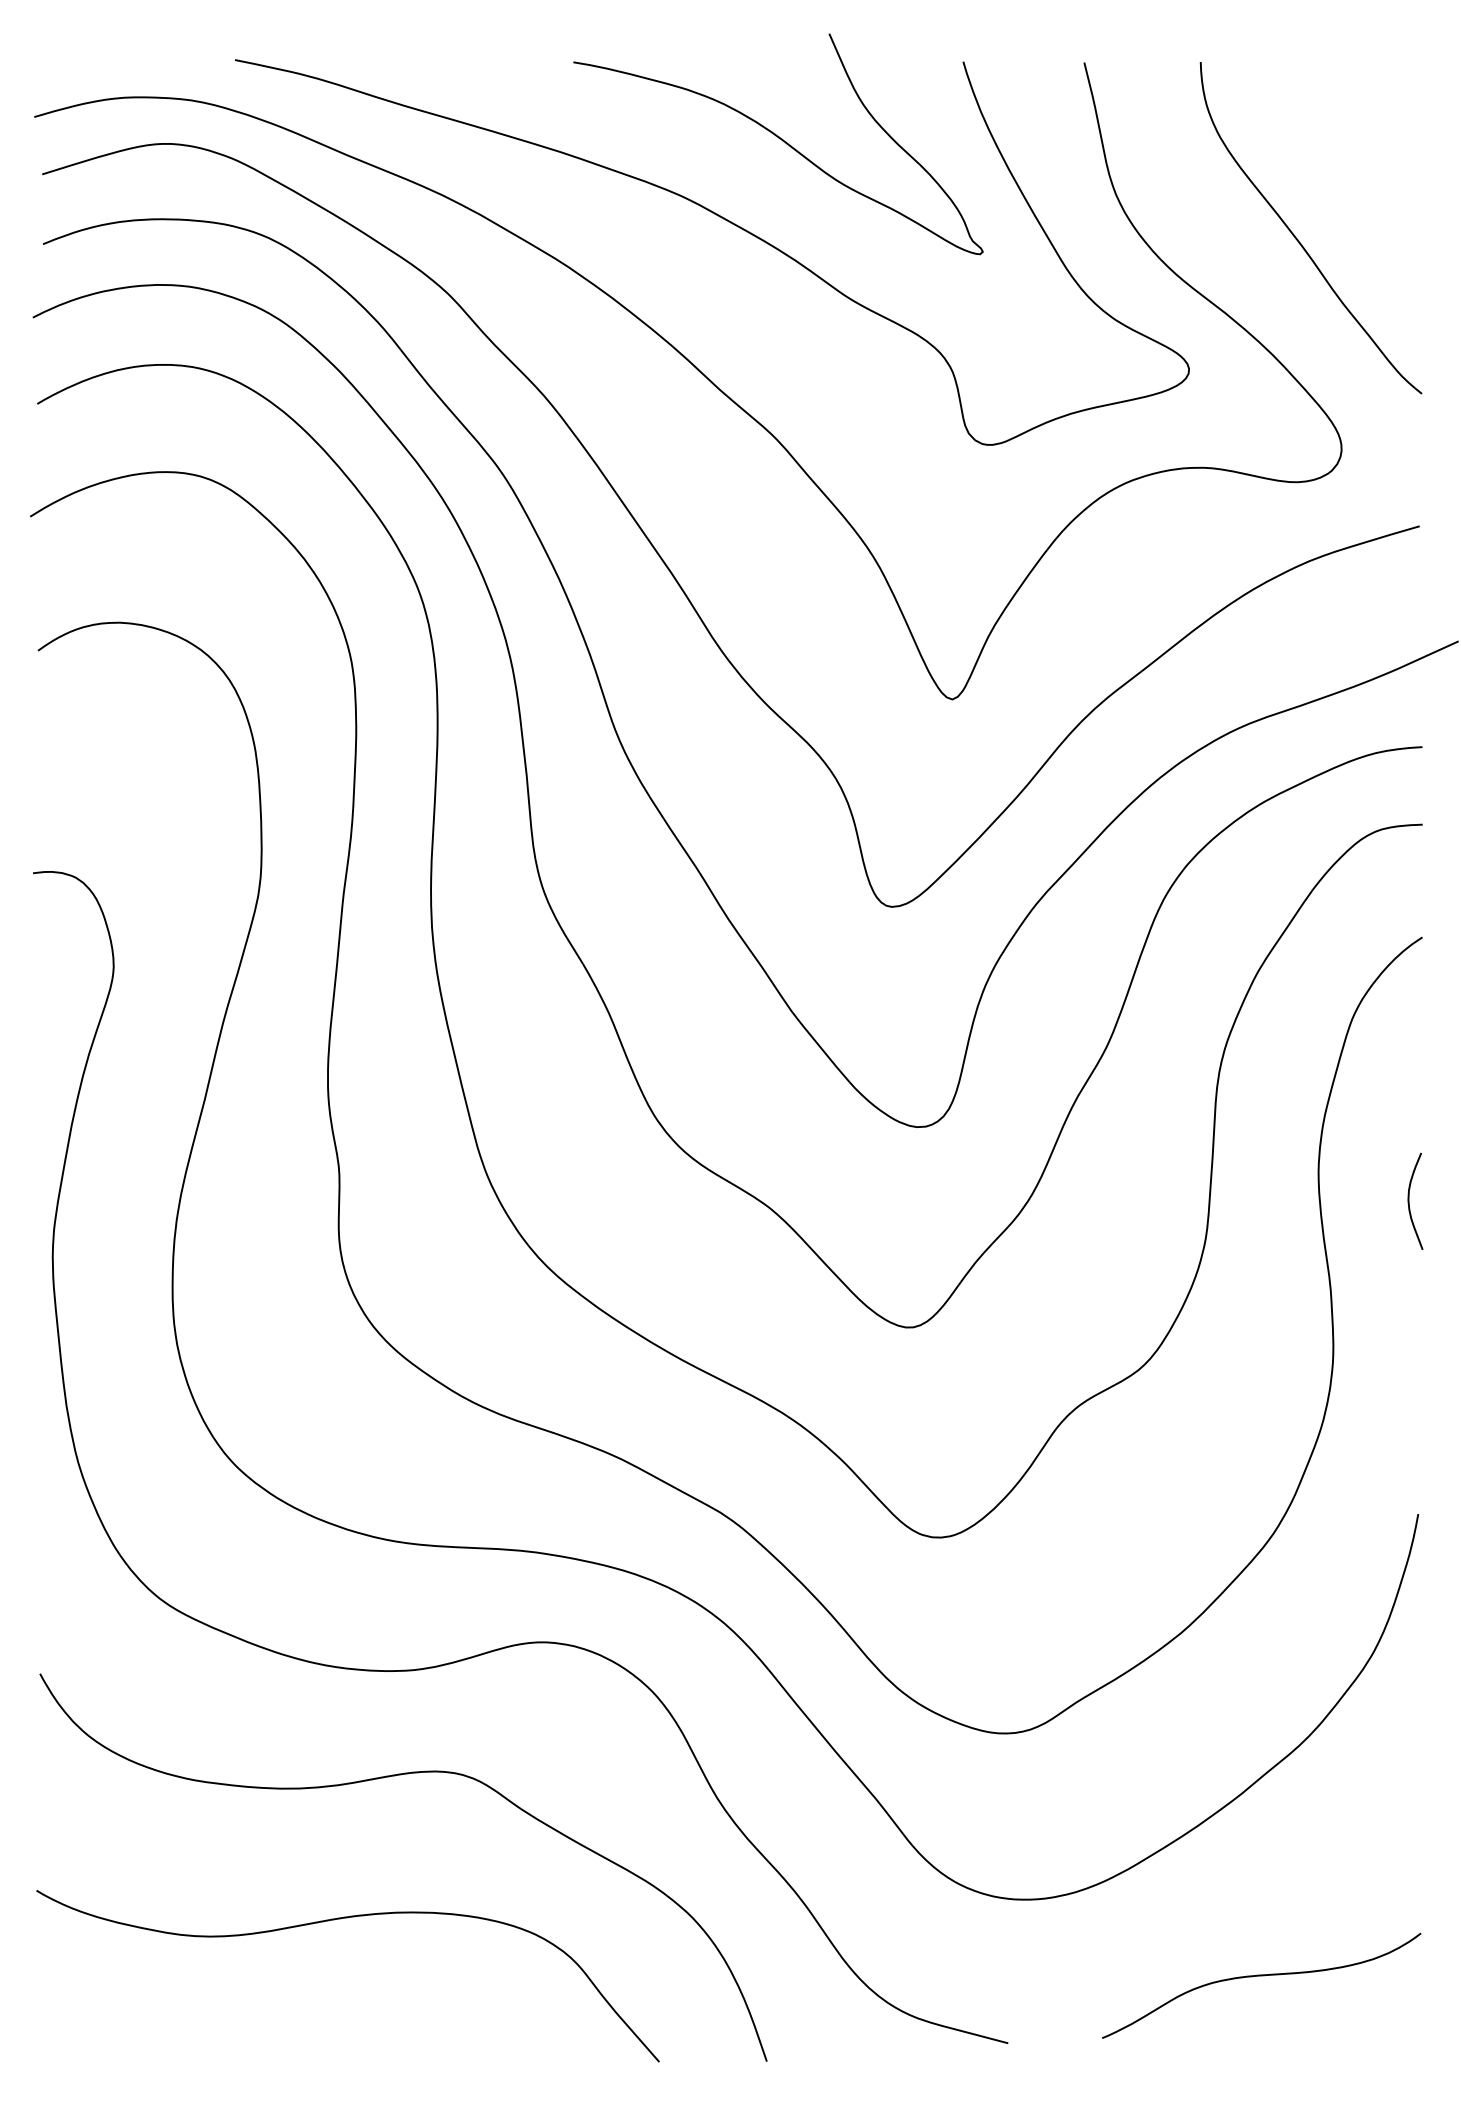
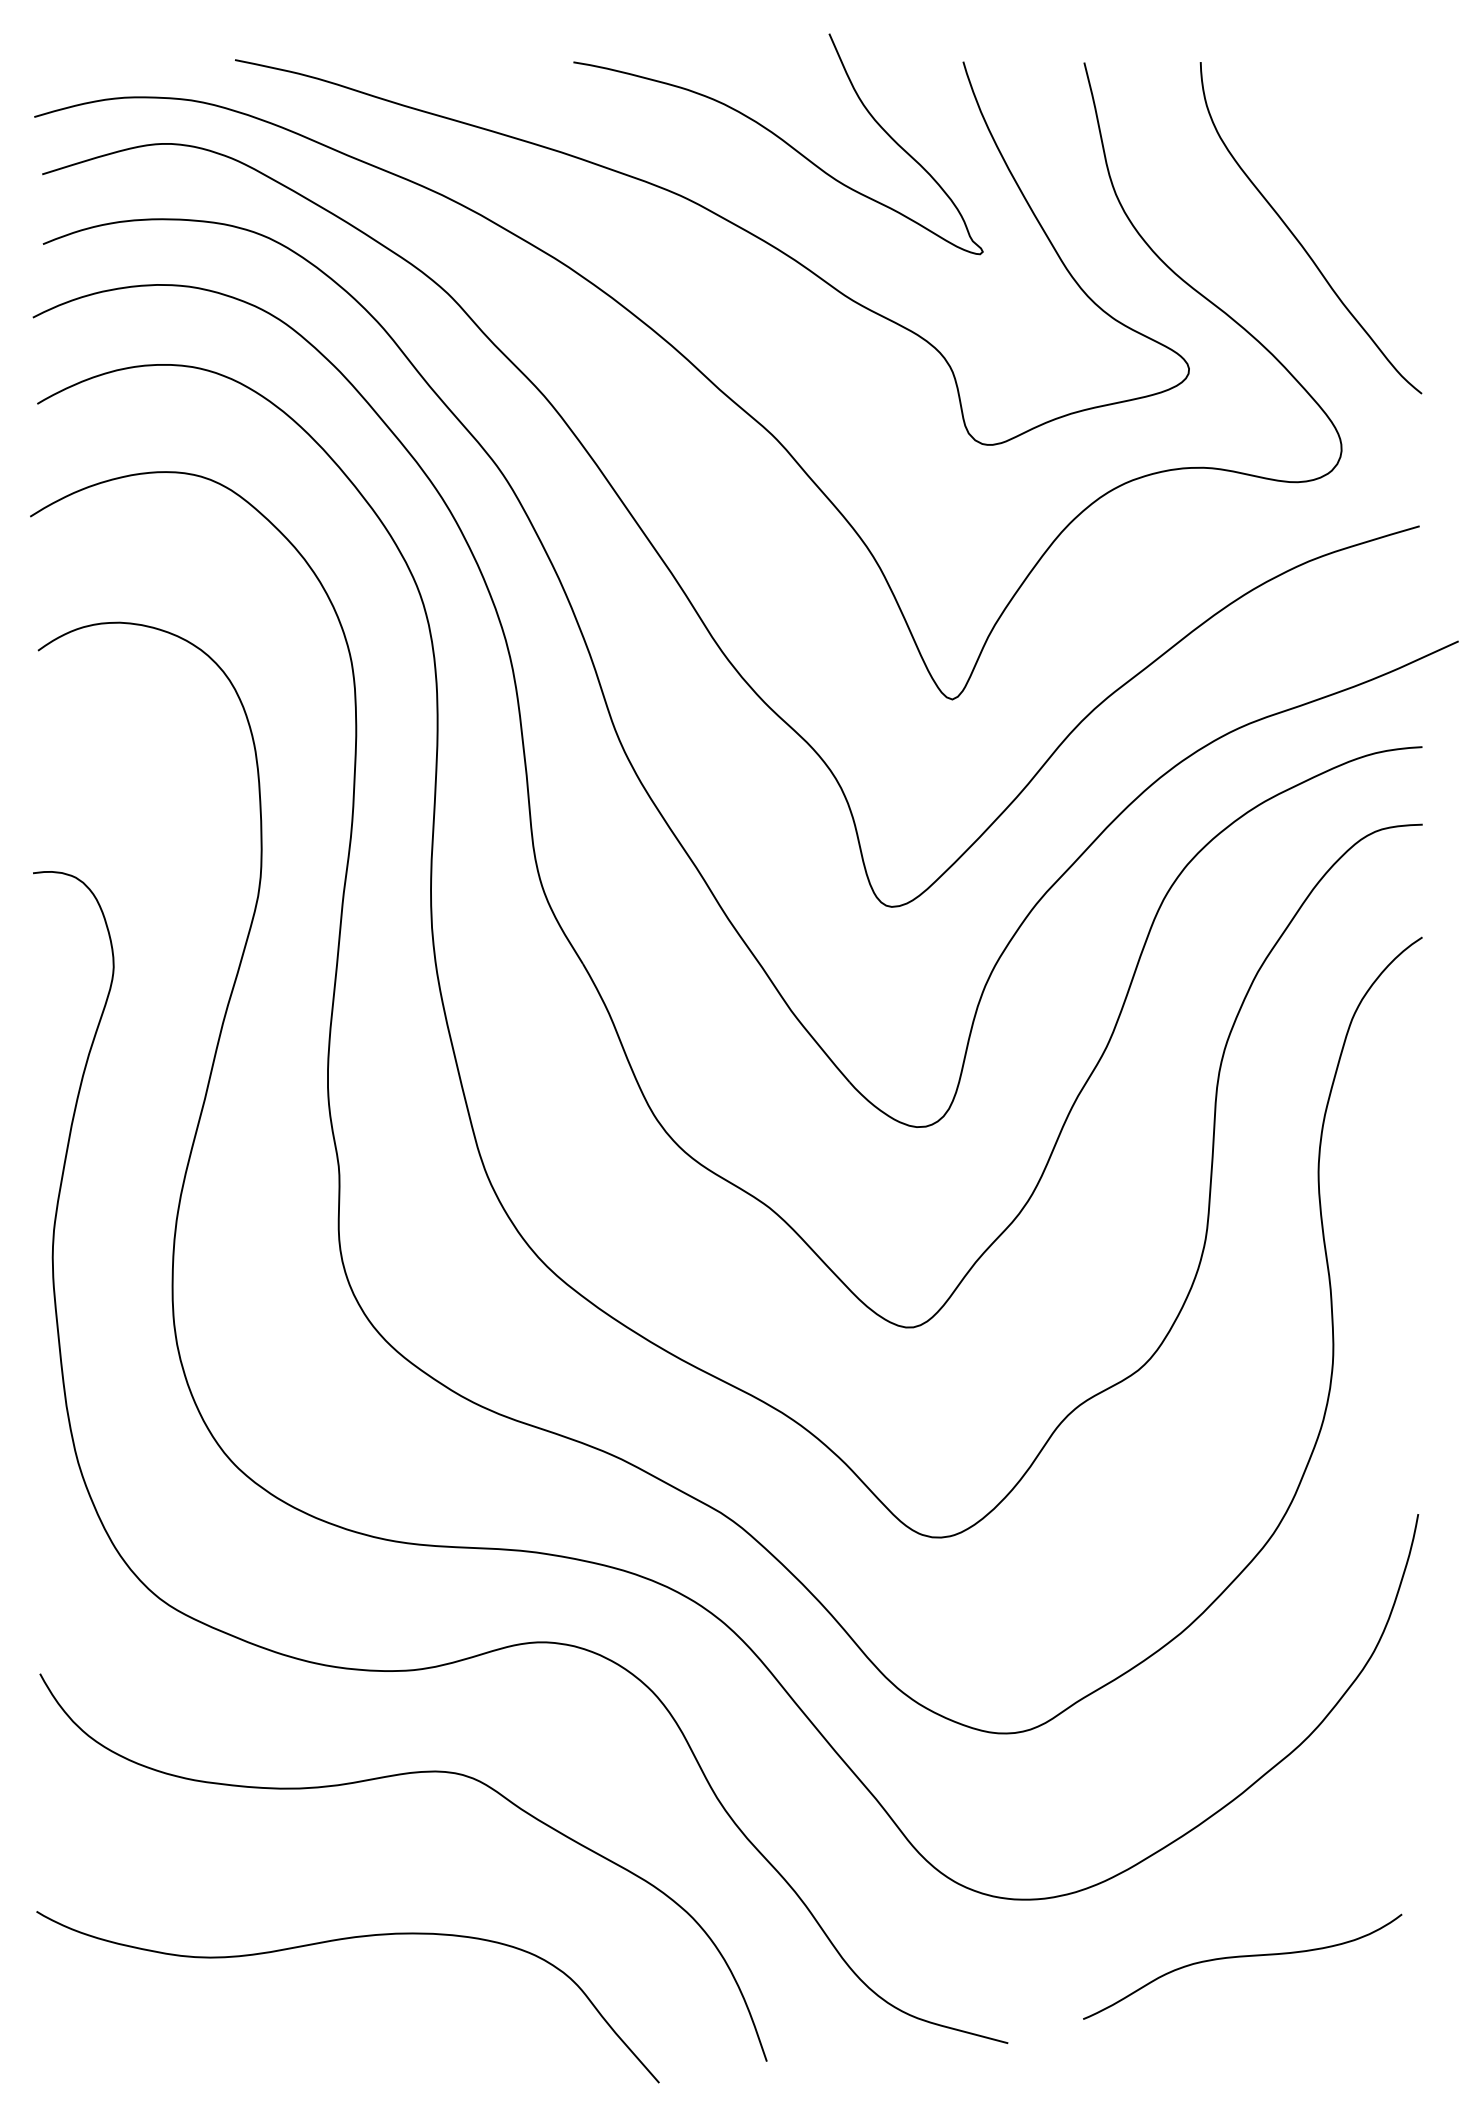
curve: present -> none (1409, 1200)
curve position: (340, 1919) -> (340, 1940) (340, 1940)
curve position: (1261, 1976) -> (1242, 1957) (1242, 1957)
